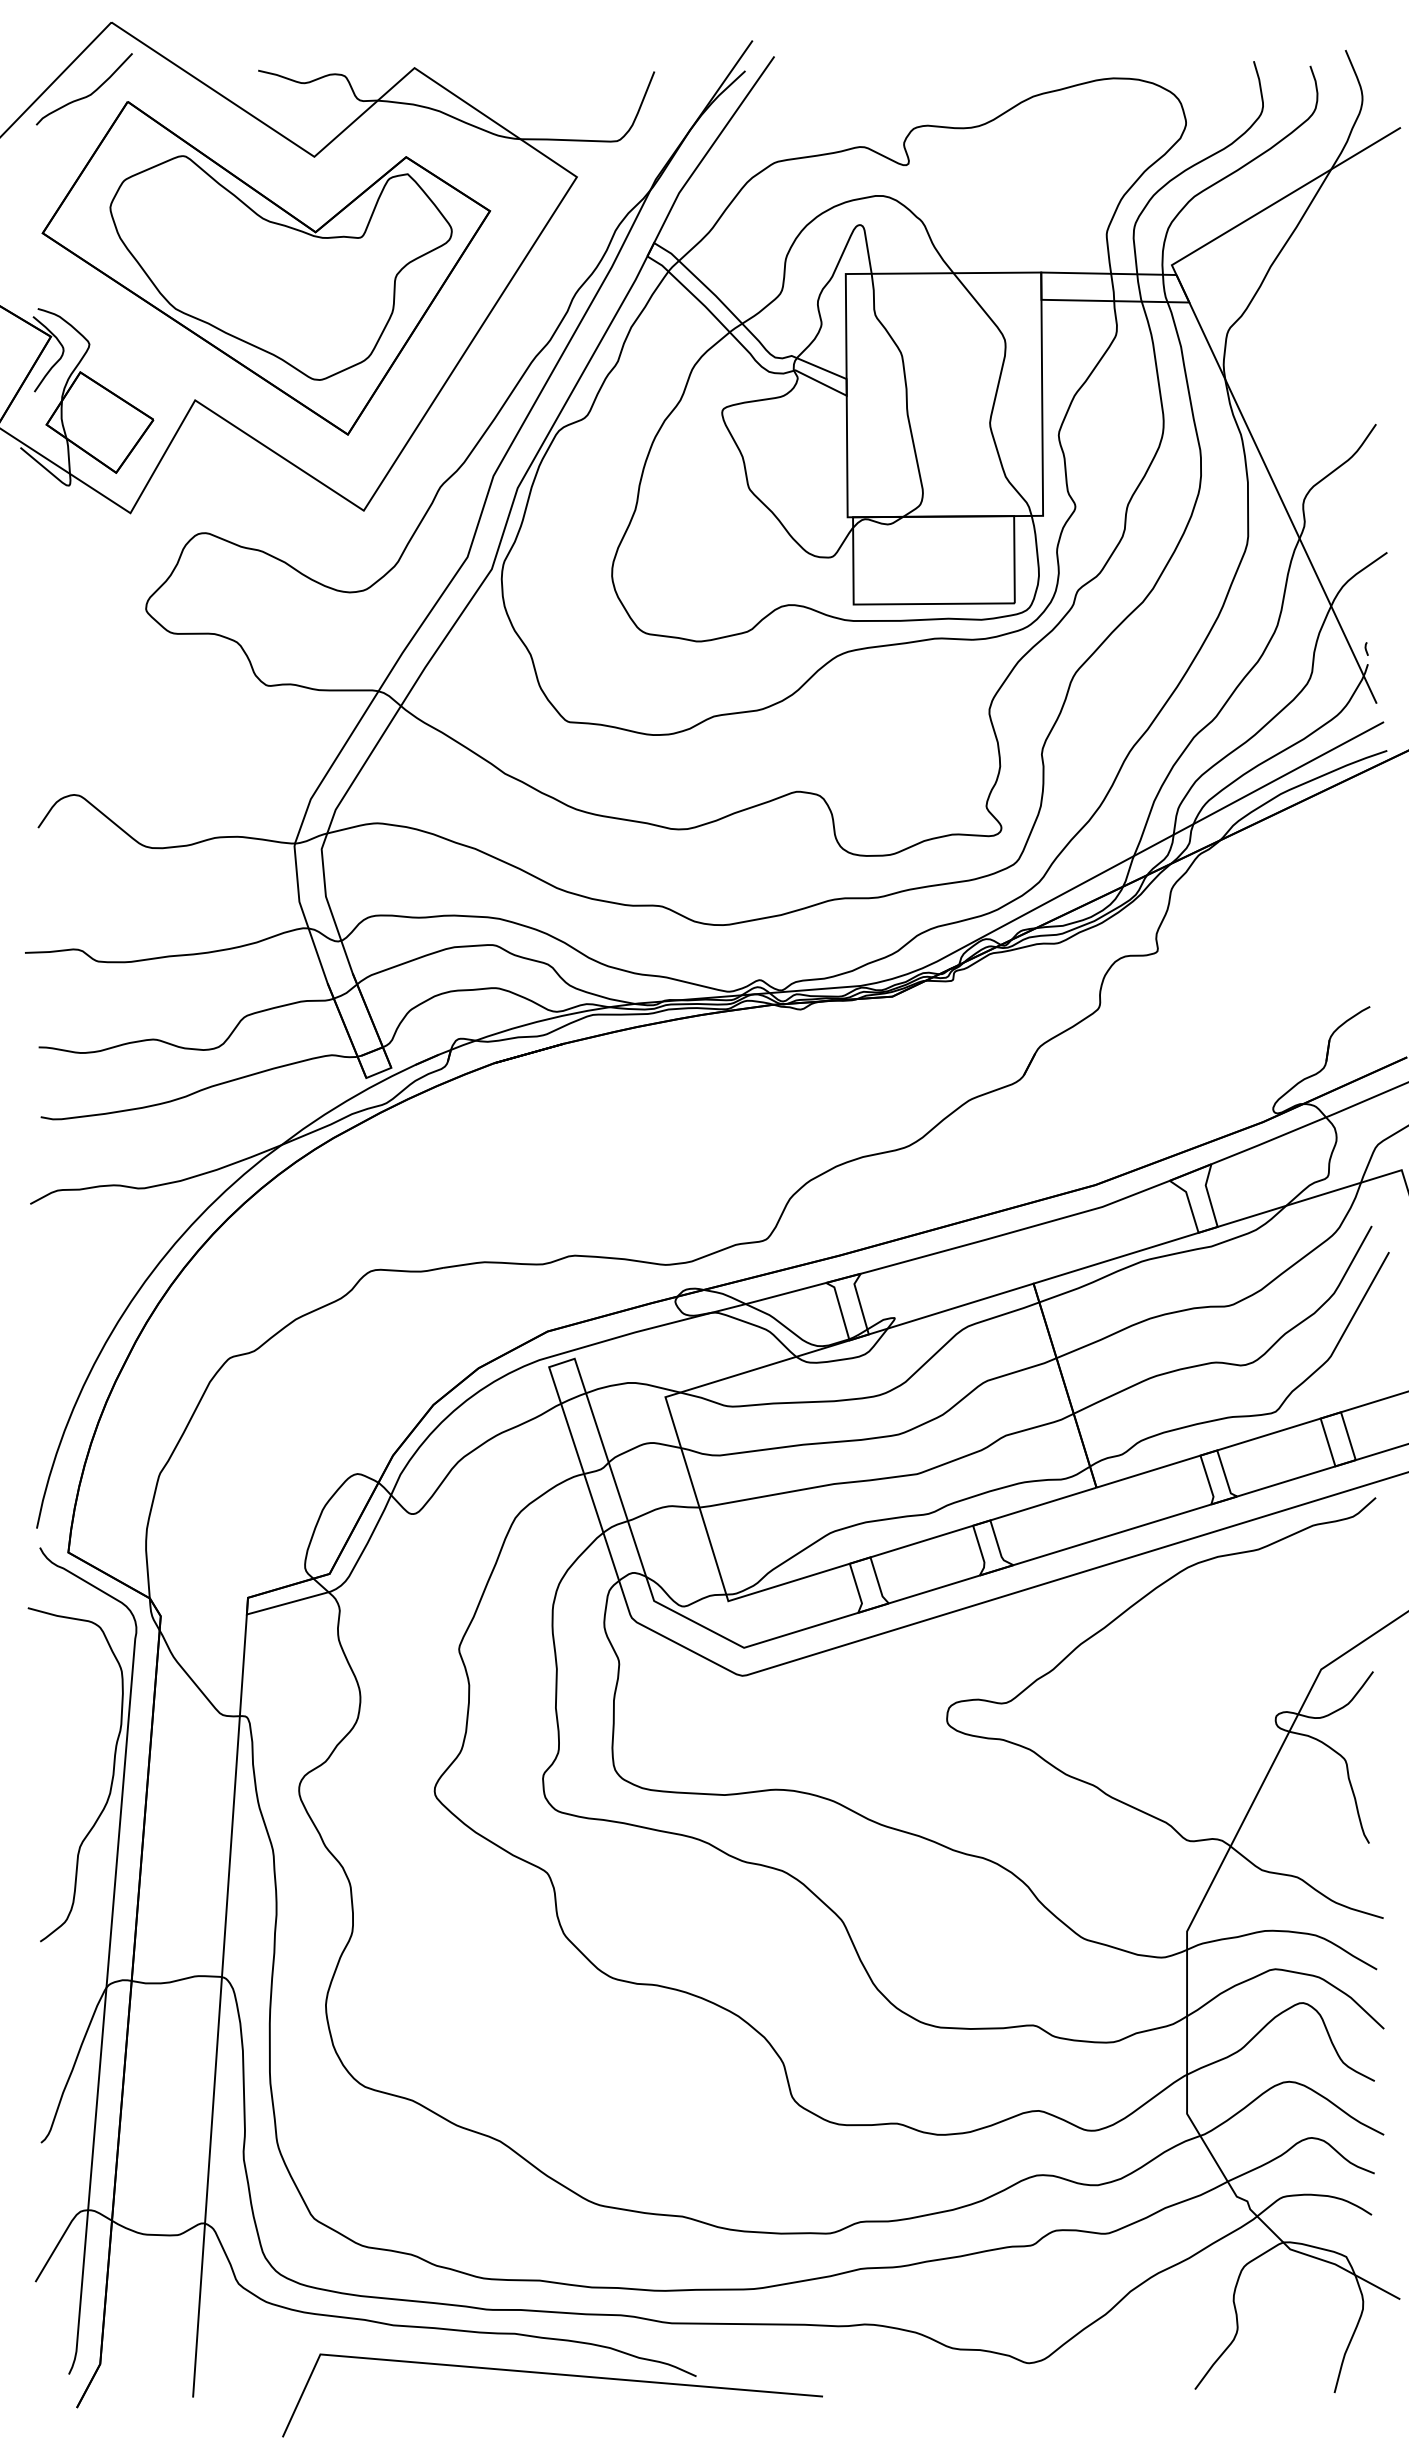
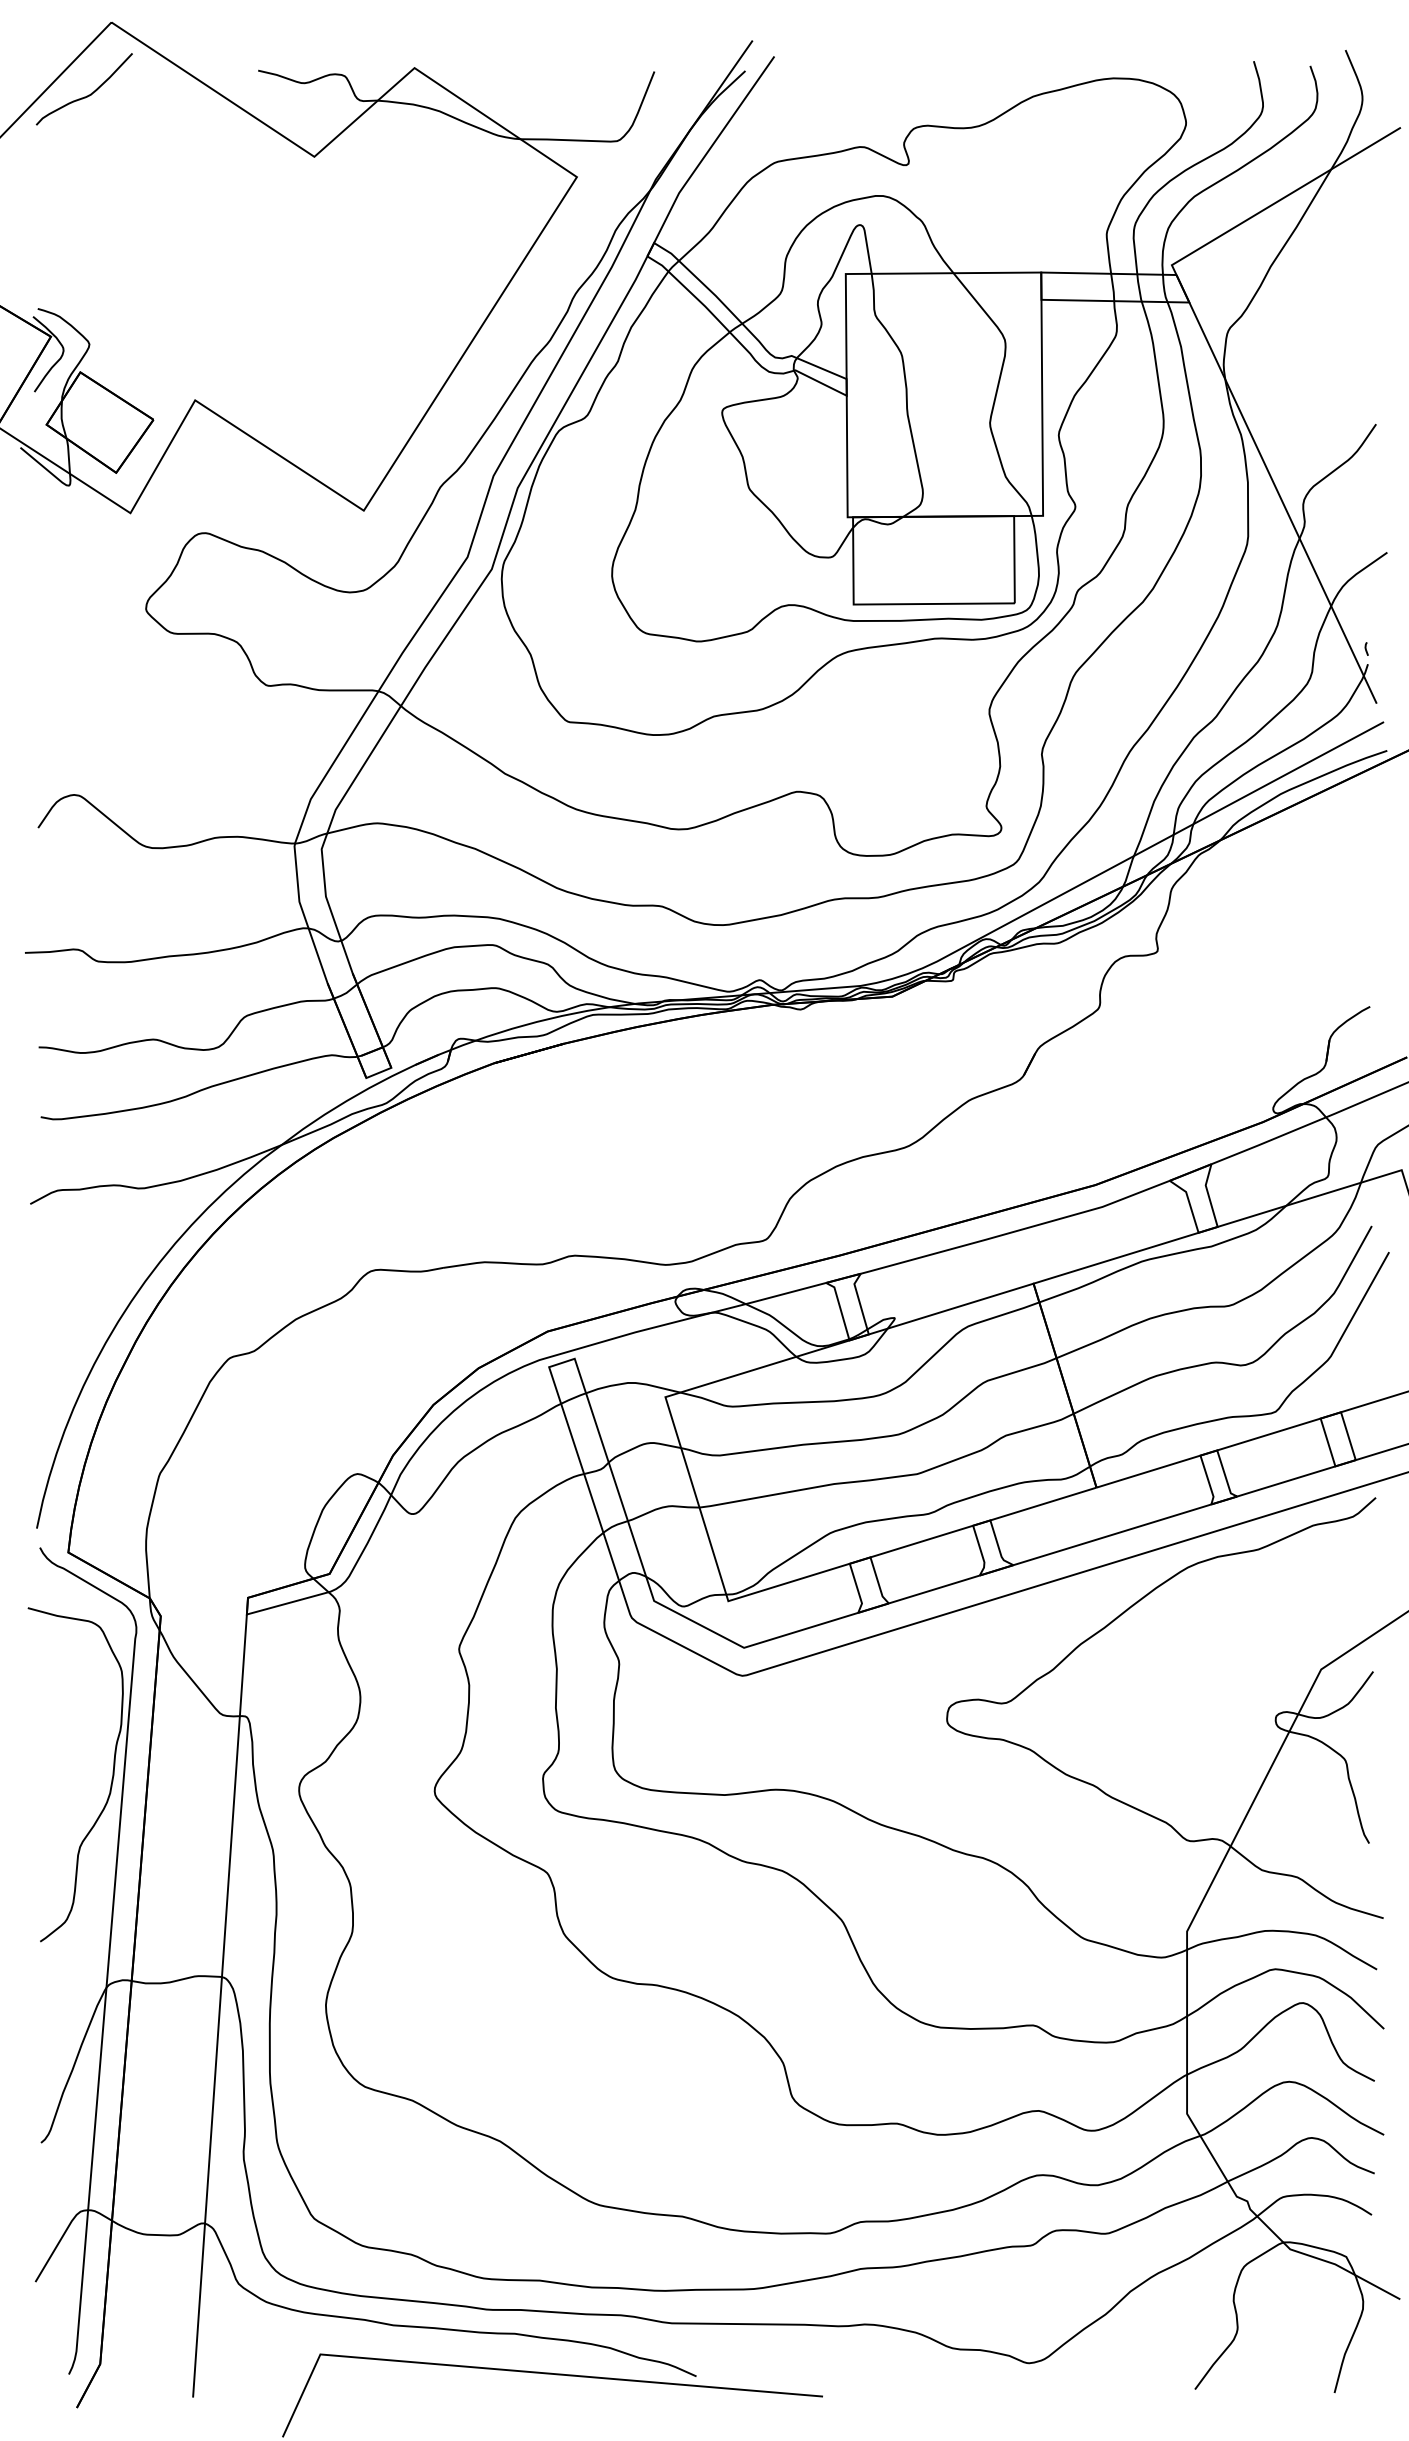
part: present -> none (266, 268)
